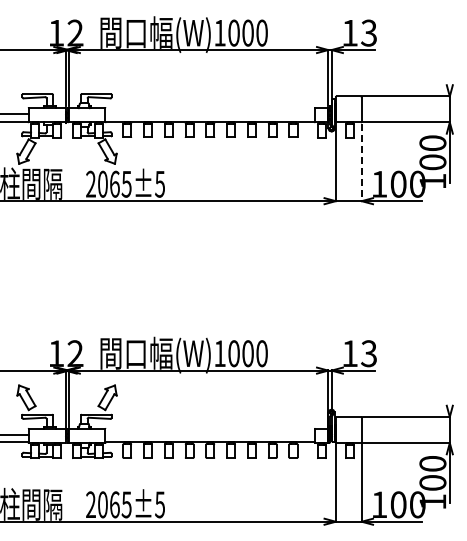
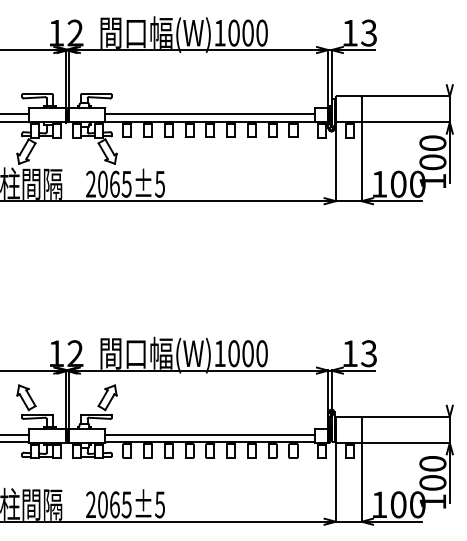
line: none -> present (210, 114)
line: dashed -> solid (361, 162)
line: none -> present (210, 434)
